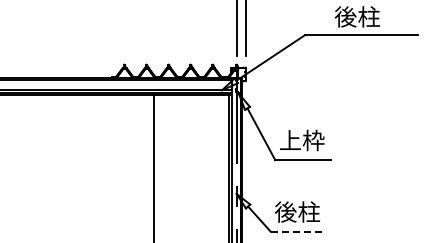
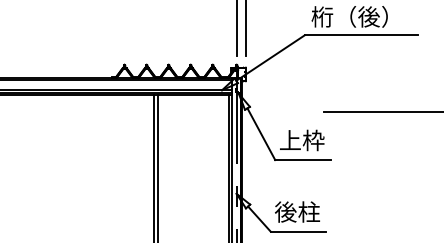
text: 後柱 -> 桁（後） (349, 16)
line: none -> present (381, 112)
line: none -> present (157, 166)
line: dashed -> solid (298, 231)
